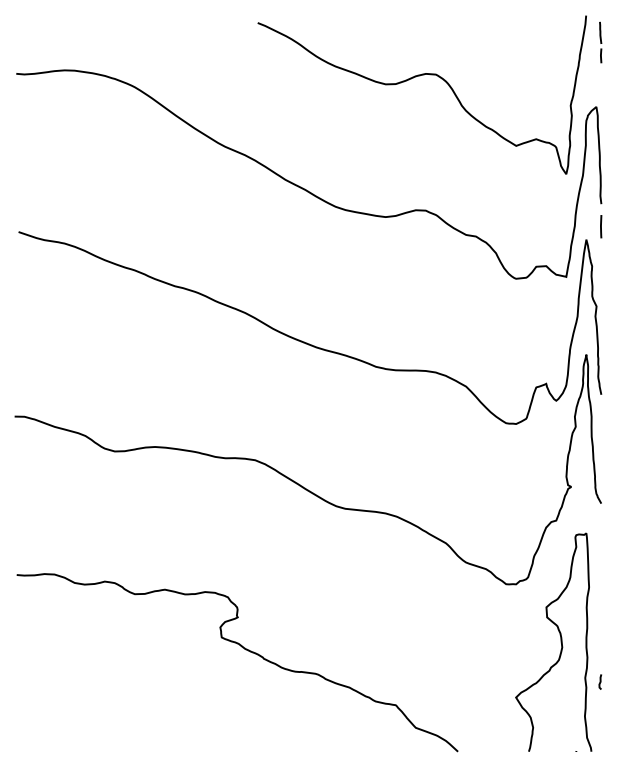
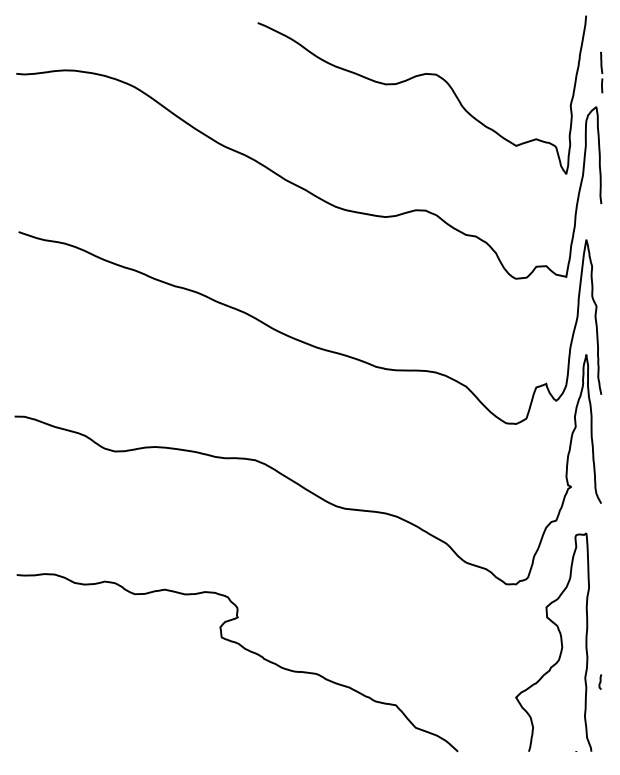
line position: (600, 42) -> (601, 72) (601, 72)
line: present -> none (601, 226)
